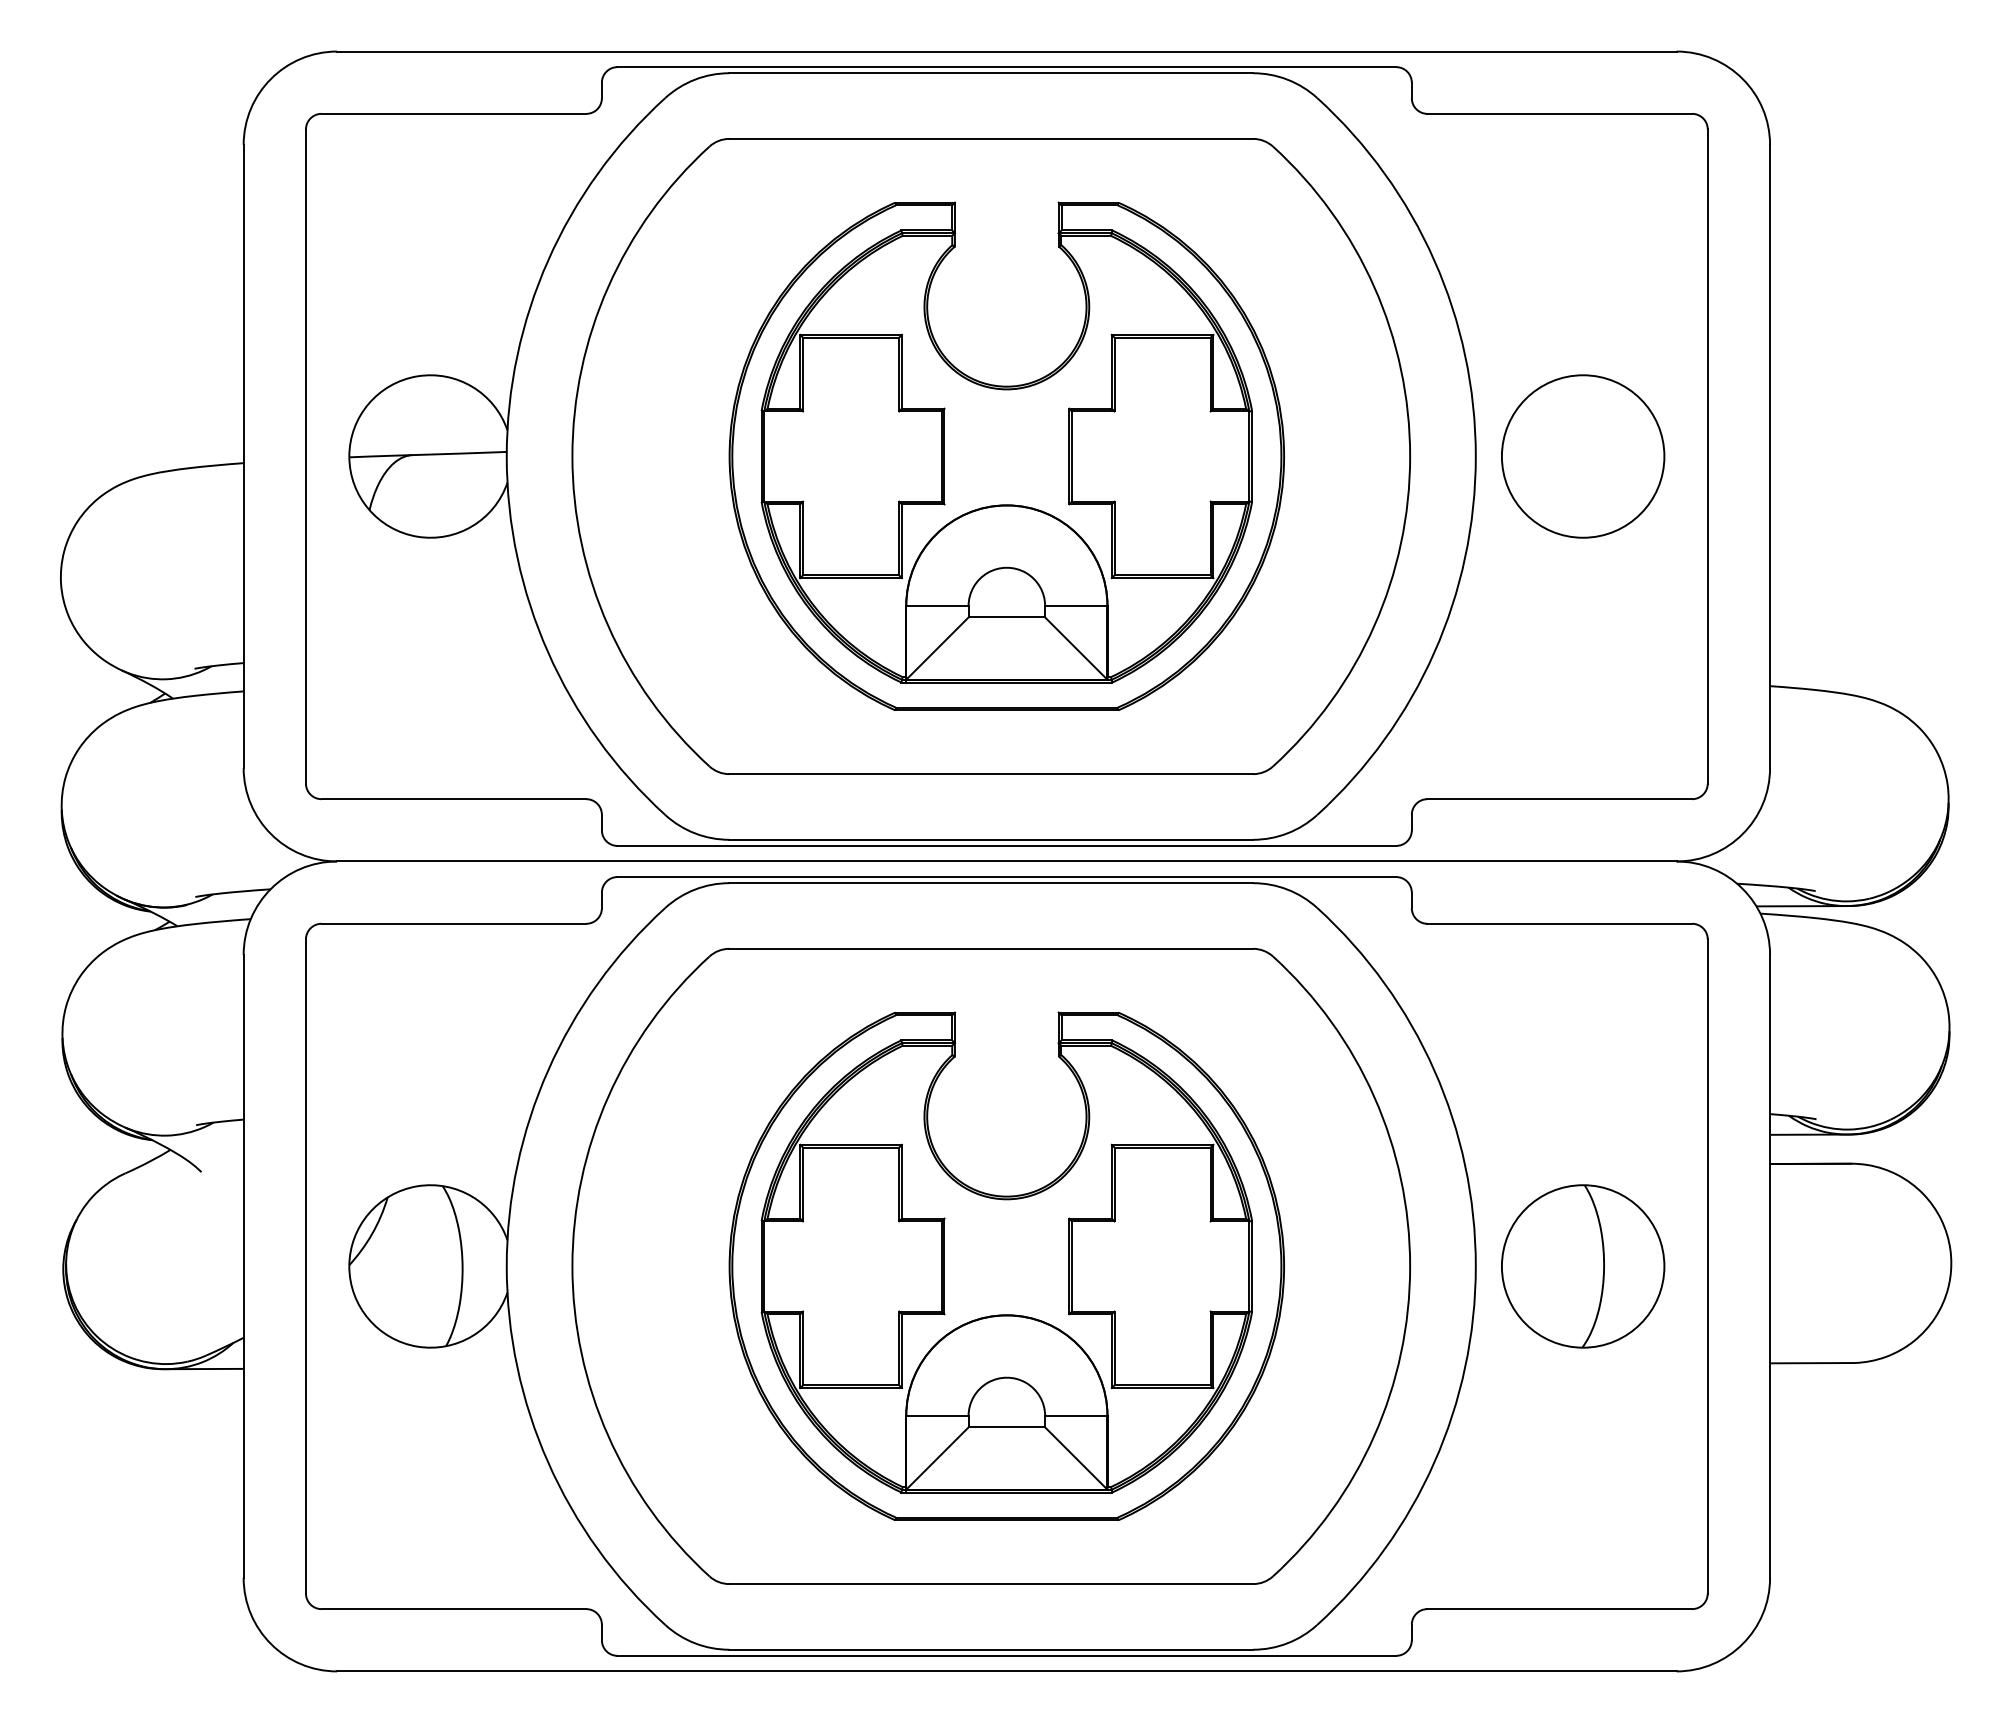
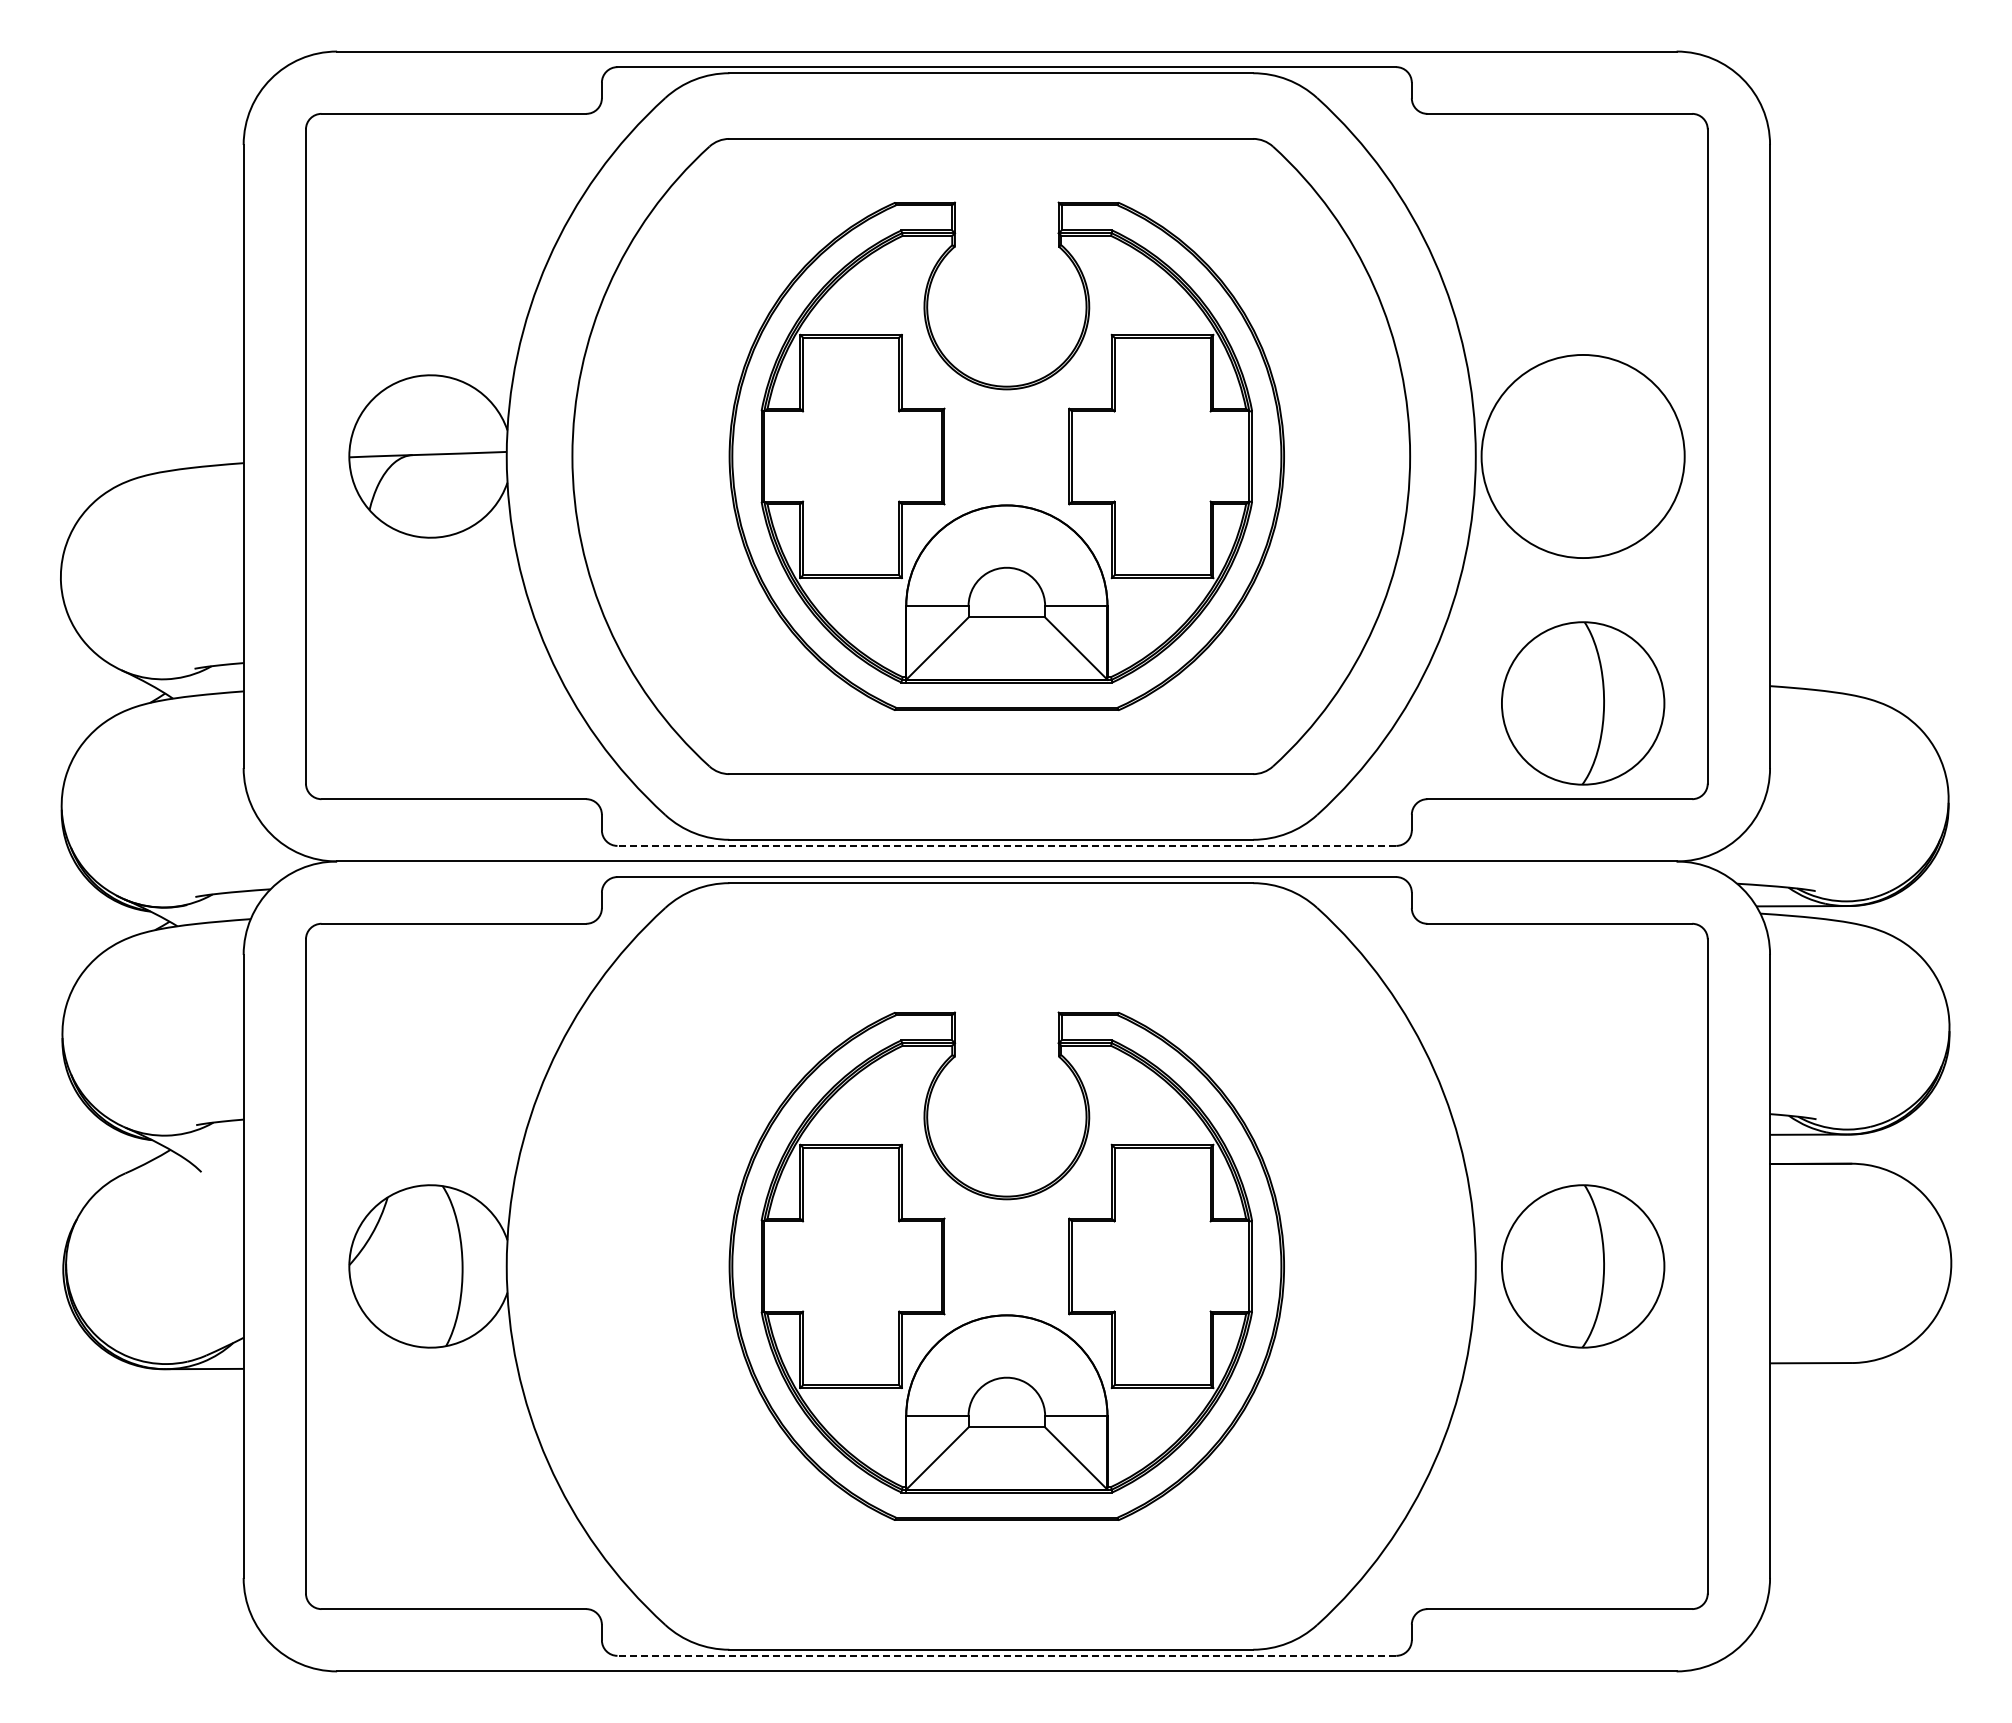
circle diameter: 162 px -> 203 px (1582, 456)
part: none -> present (1583, 703)
line: solid -> dashed (1006, 845)
part: present -> none (990, 1266)
line: solid -> dashed (1006, 1655)
